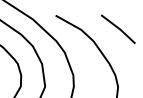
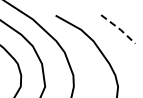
line: solid -> dashed (119, 29)
